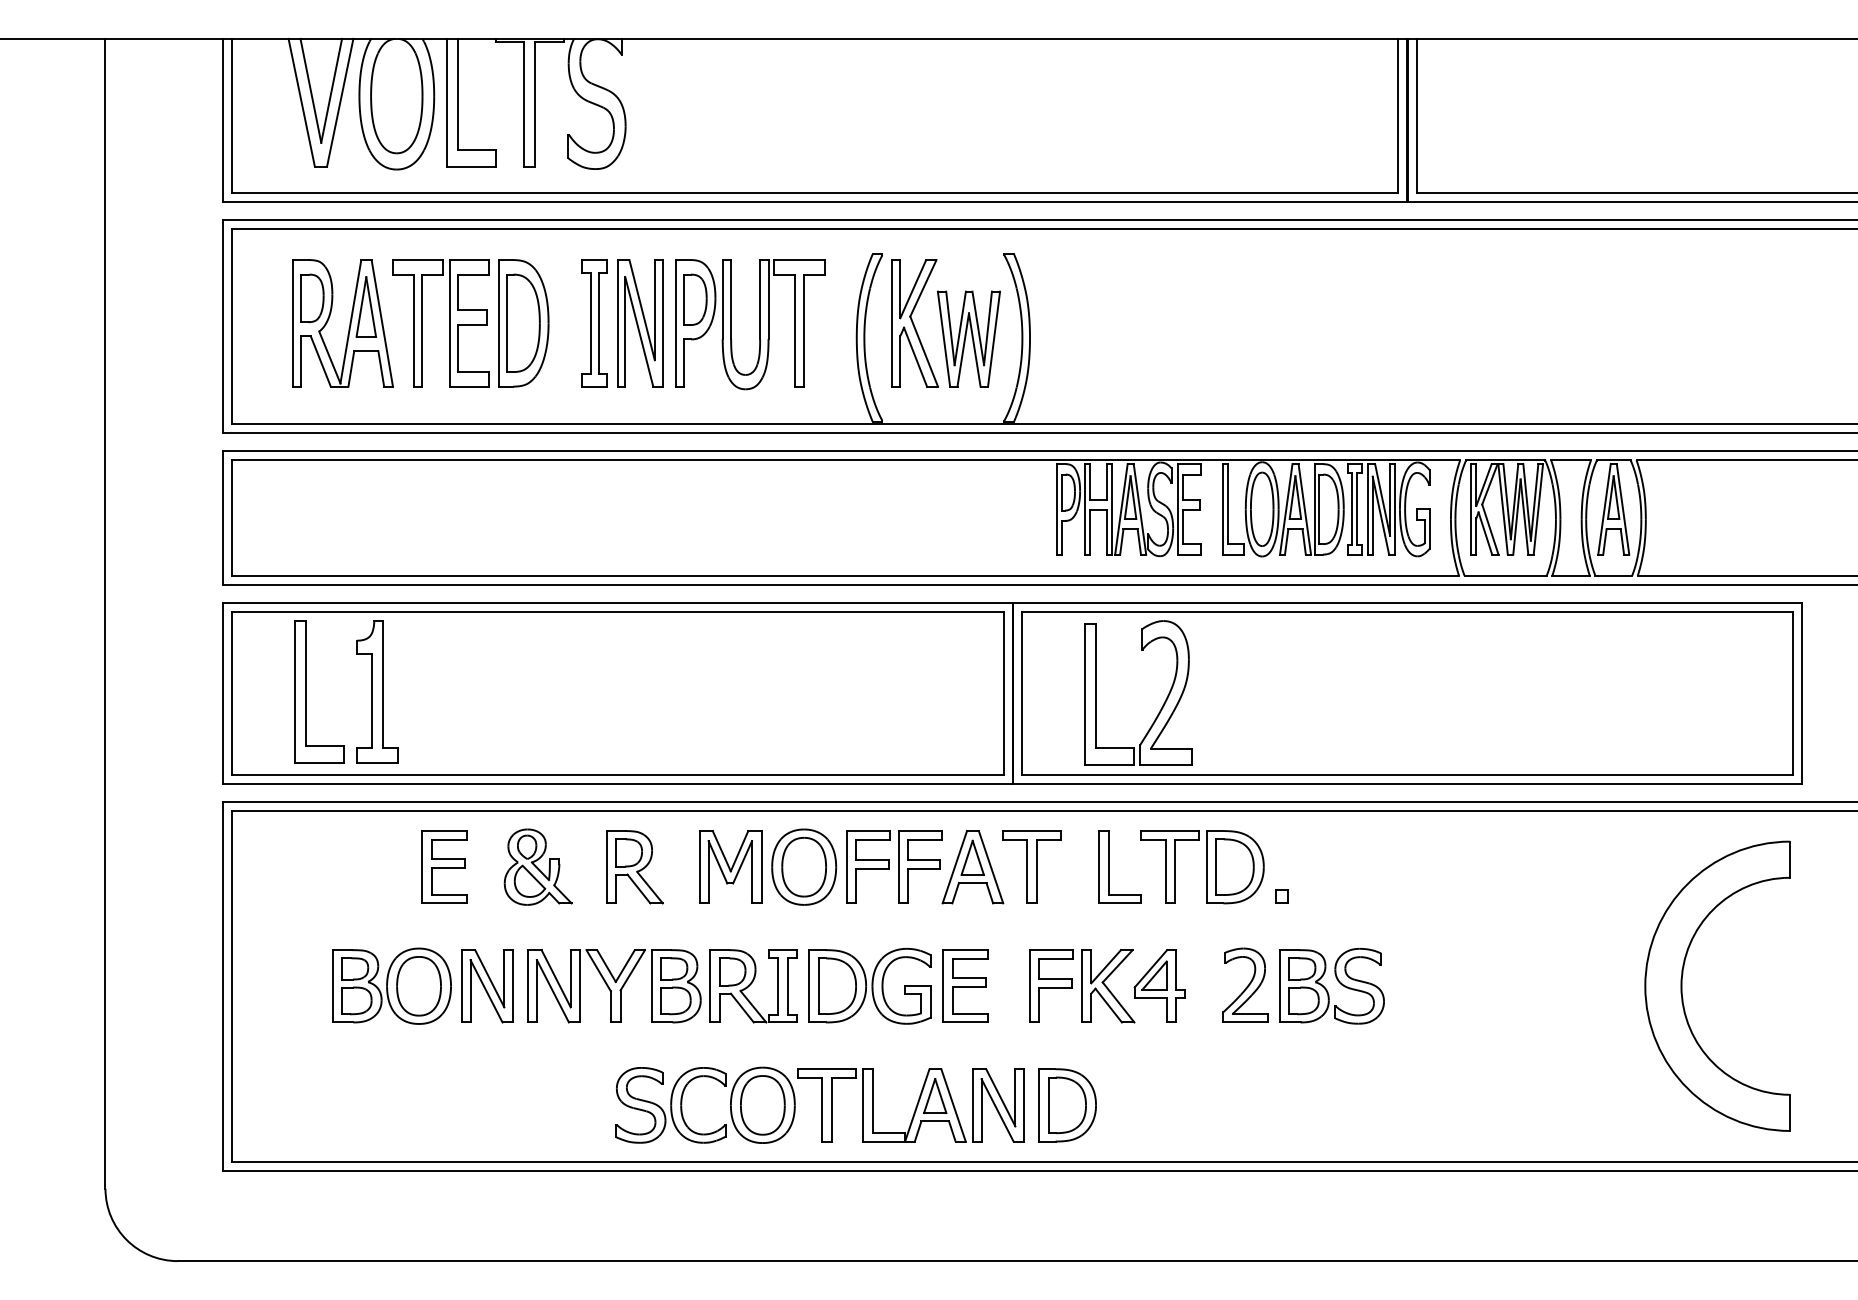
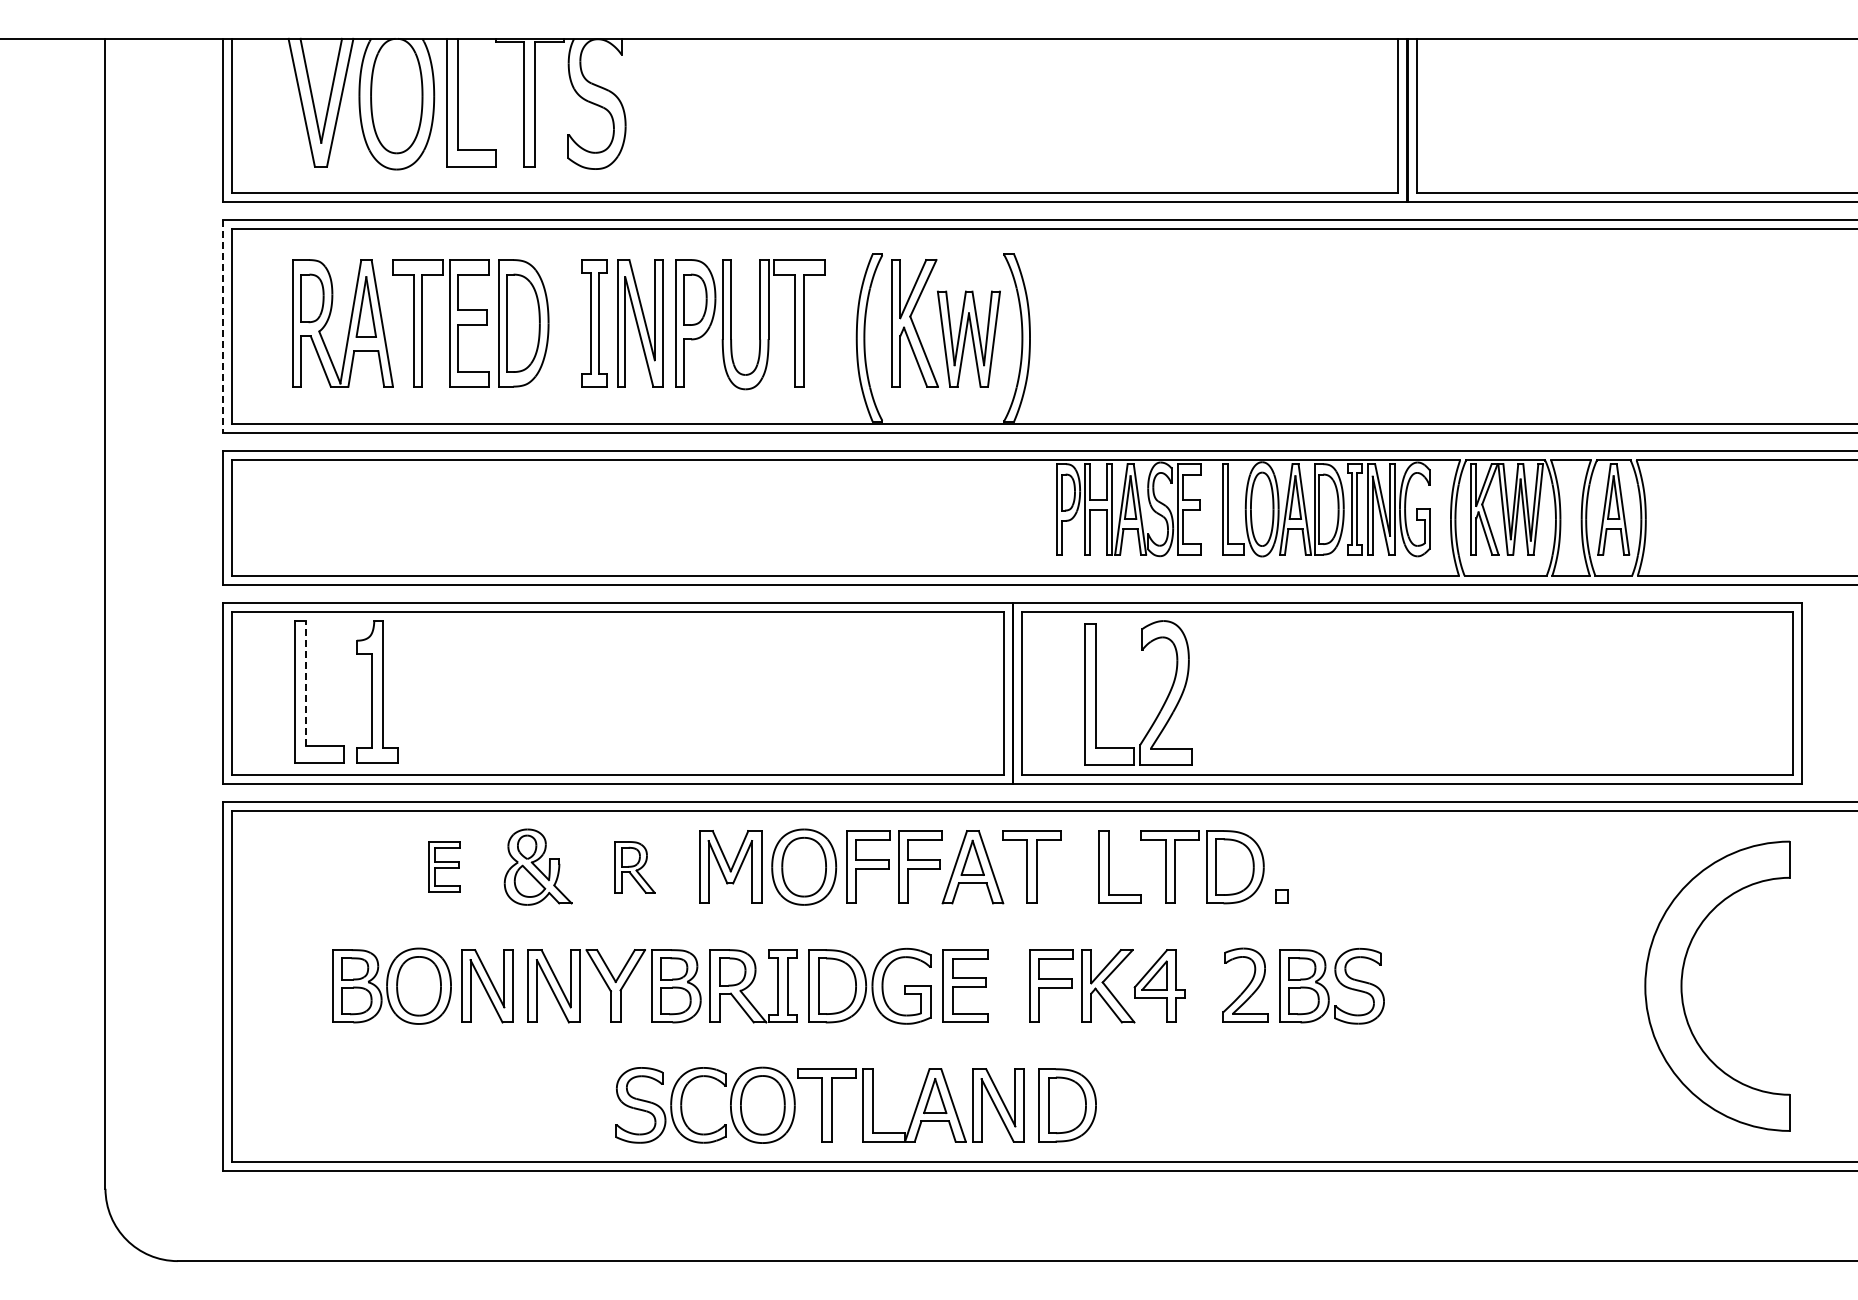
line: solid -> dashed (223, 326)
line: solid -> dashed (306, 683)
part size: 47x74 px -> 33x52 px (444, 866)
part size: 58x75 px -> 42x53 px (634, 867)
